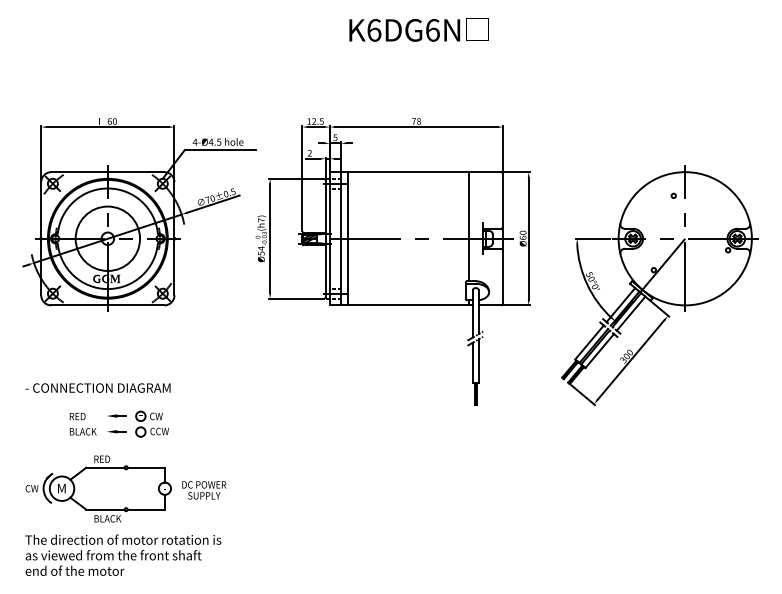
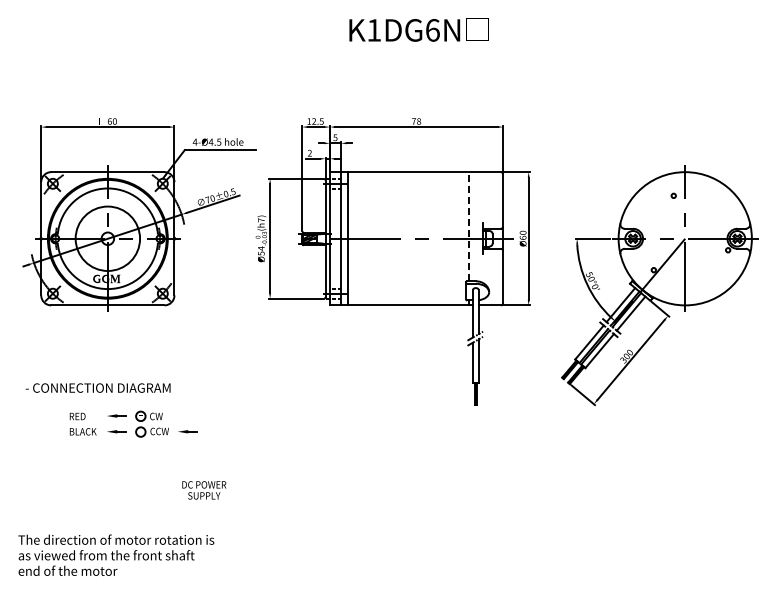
text: K6DG6N -> K1DG6N (374, 30)
line: solid -> dashed (468, 226)
part: none -> present (187, 431)
part: present -> none (98, 488)
text position: (123, 554) -> (116, 554) (116, 554)
